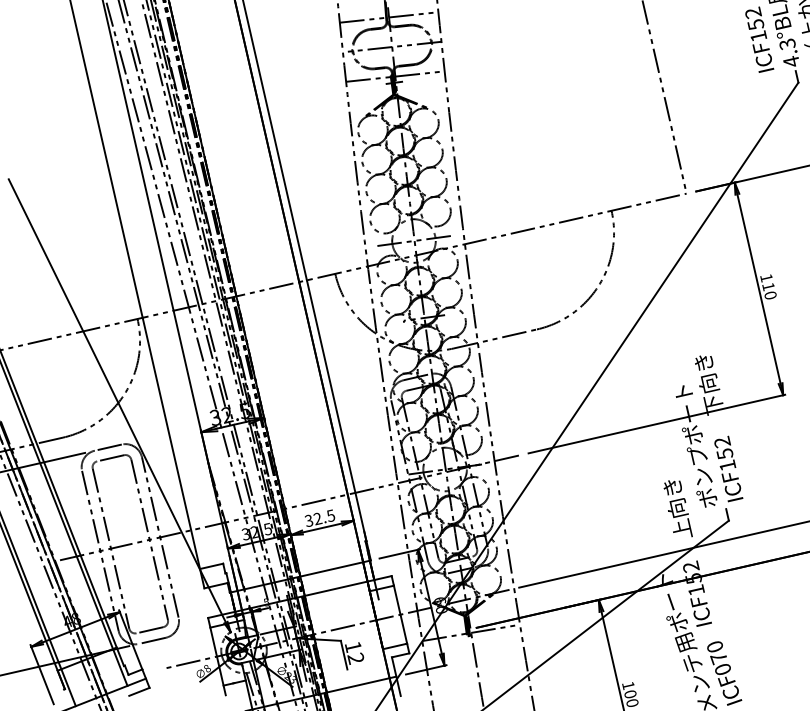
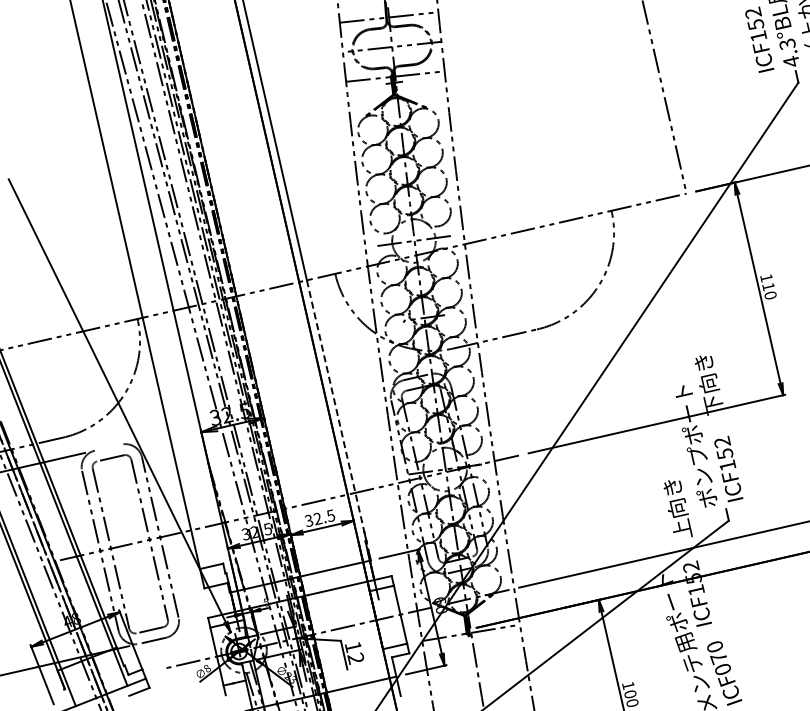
line: solid -> dashed (337, 415)
line: present -> none (107, 447)
